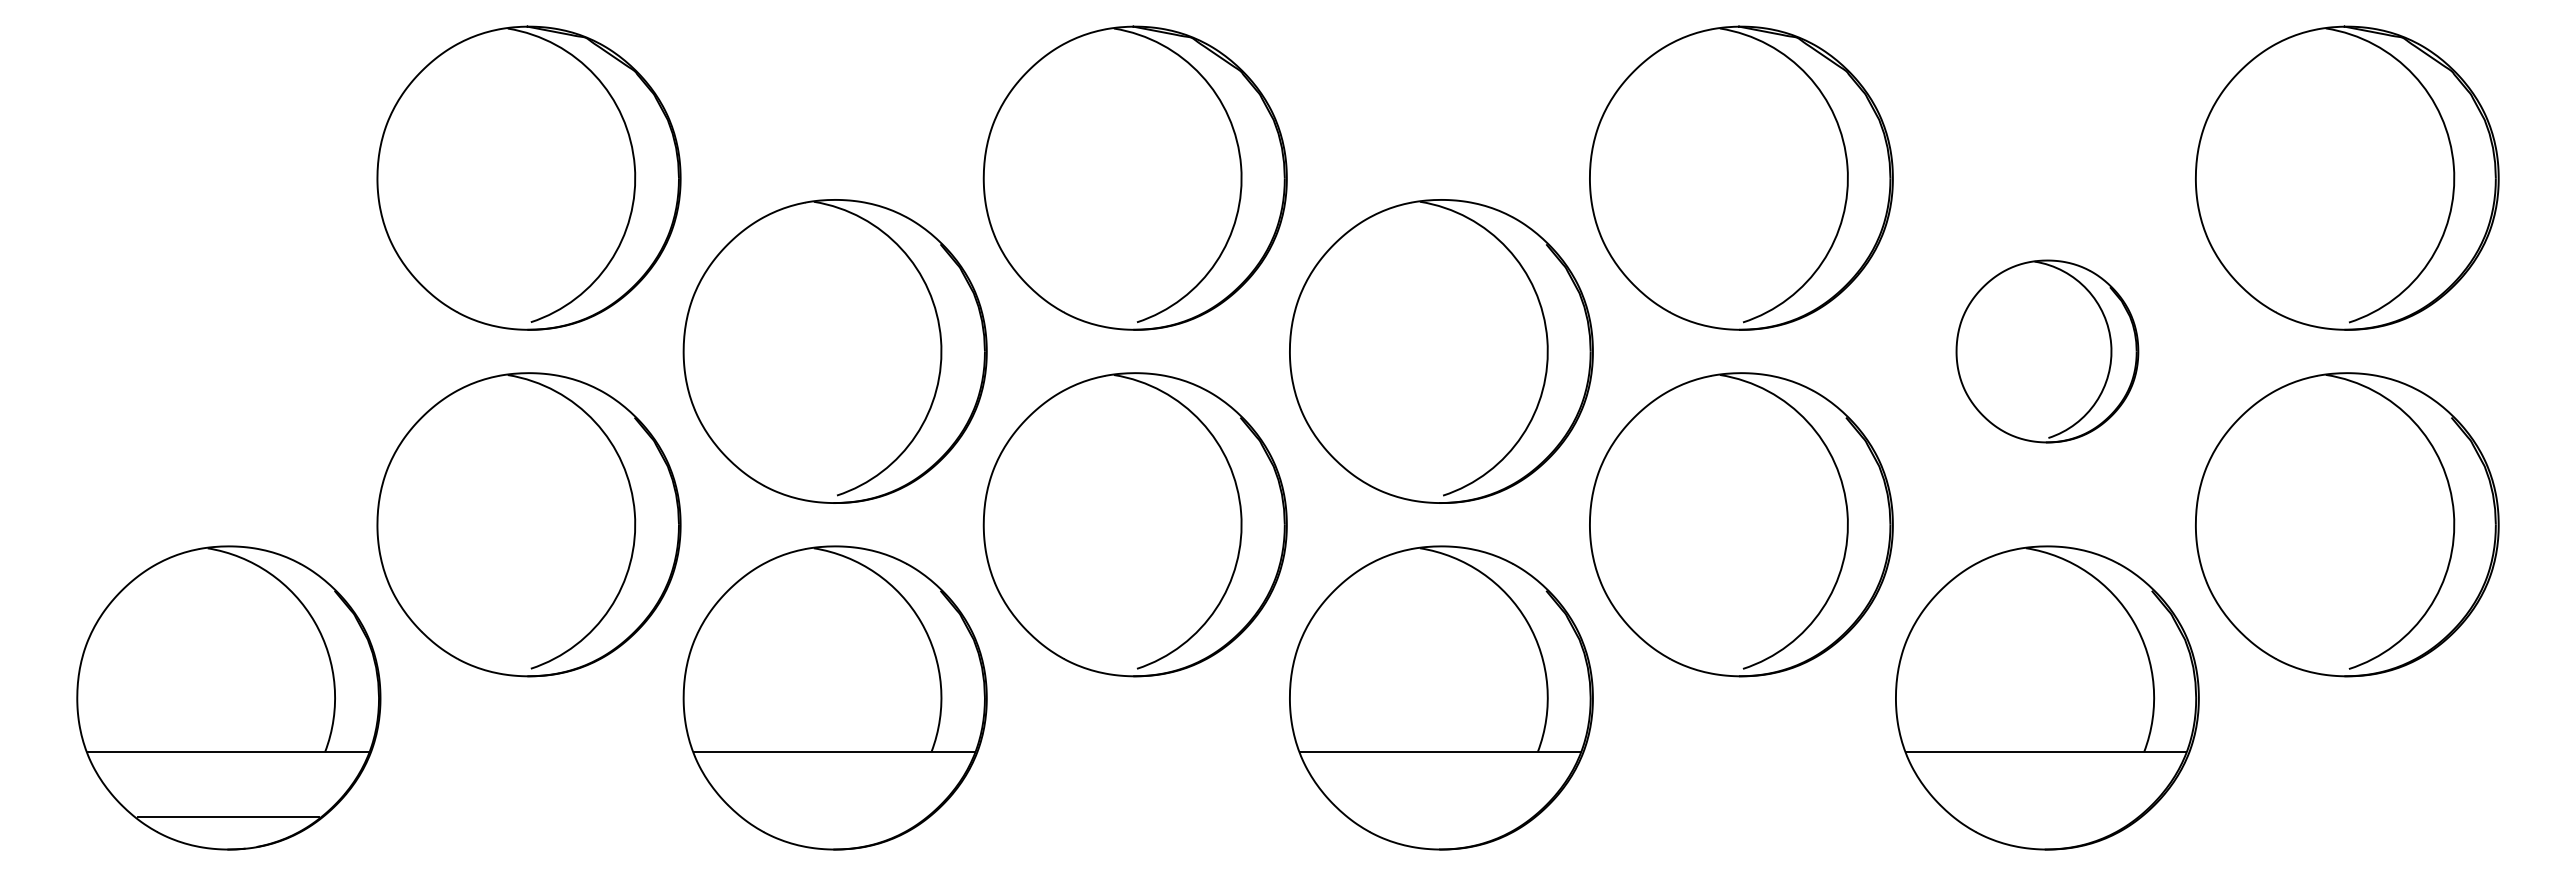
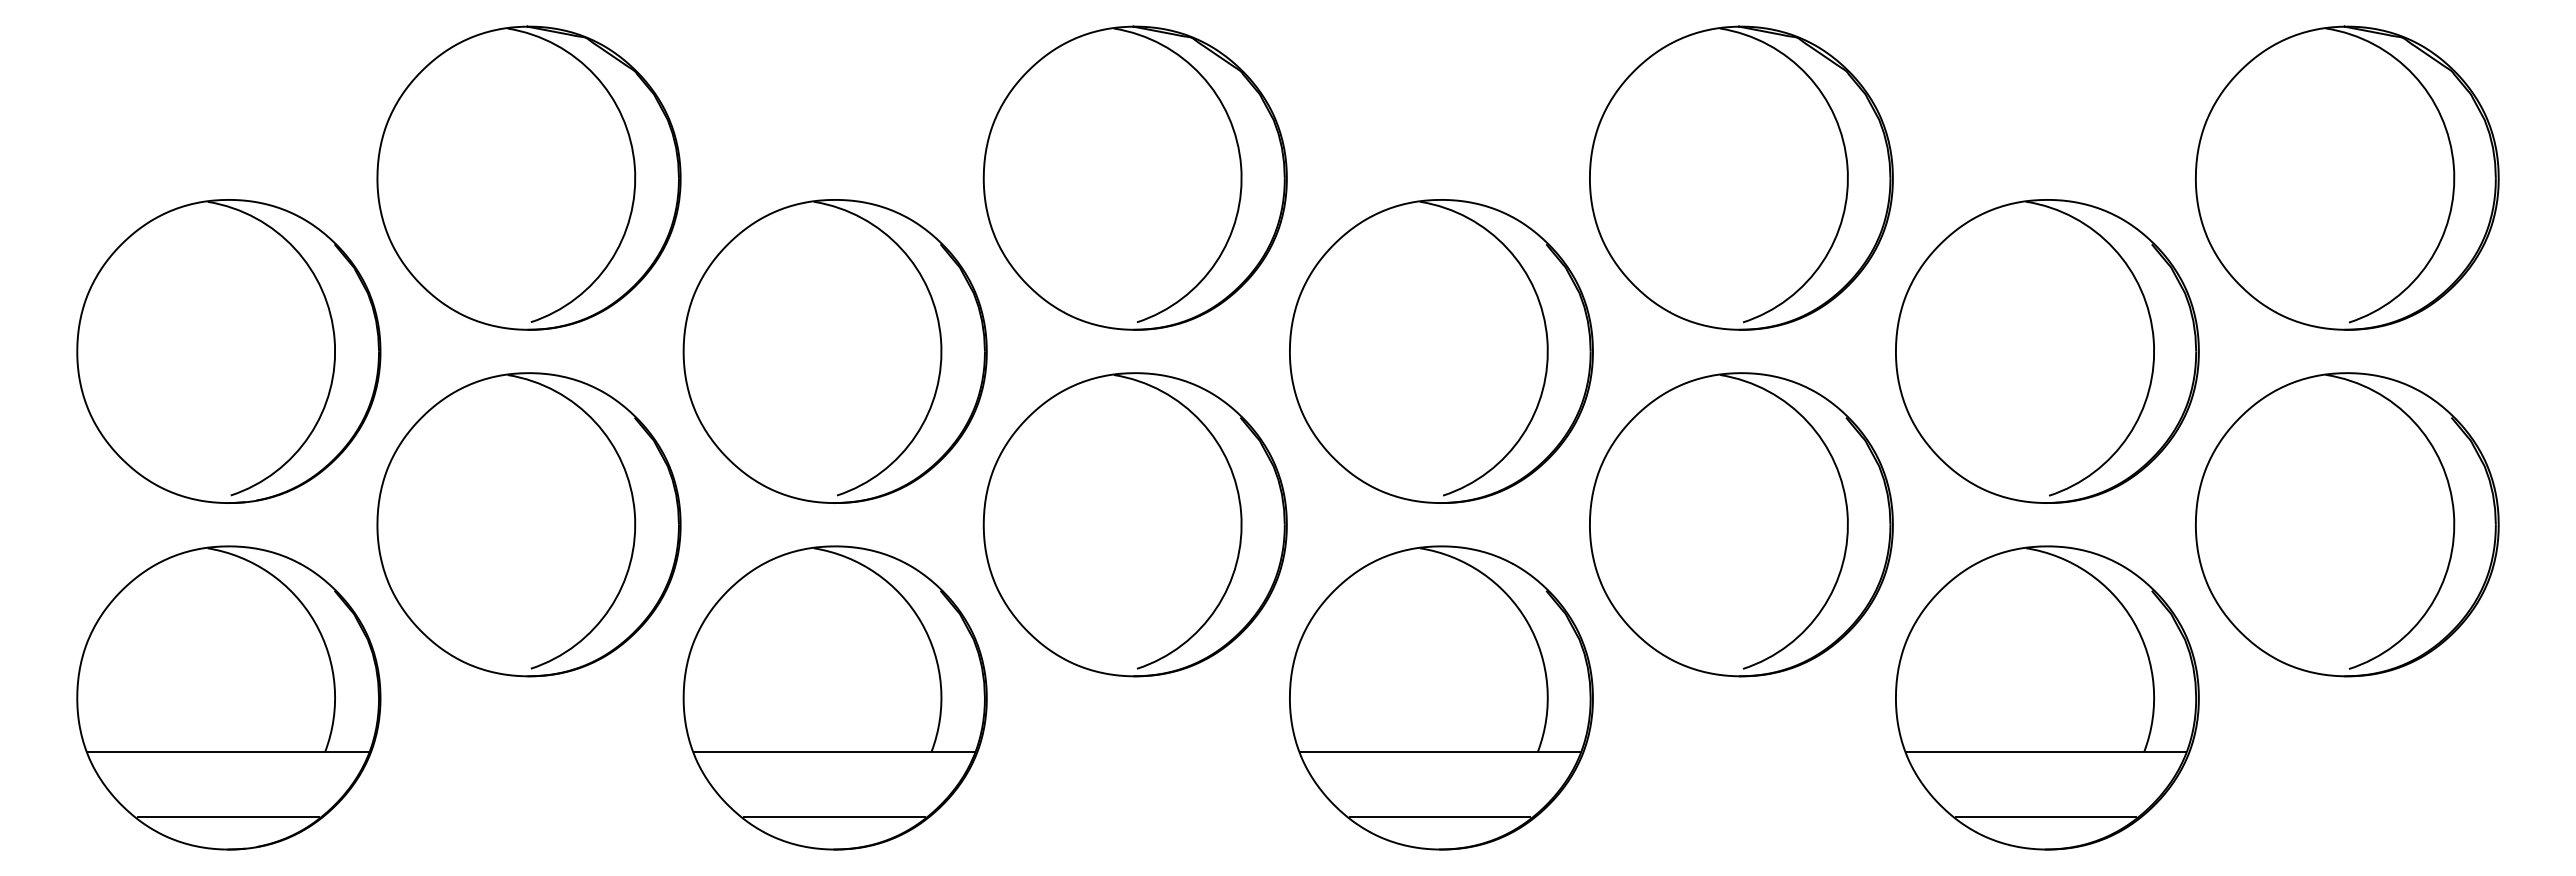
part: none -> present (228, 351)
part size: 185x185 px -> 305x305 px (2047, 351)
line: none -> present (834, 817)
line: none -> present (1440, 817)
line: none -> present (2045, 817)
